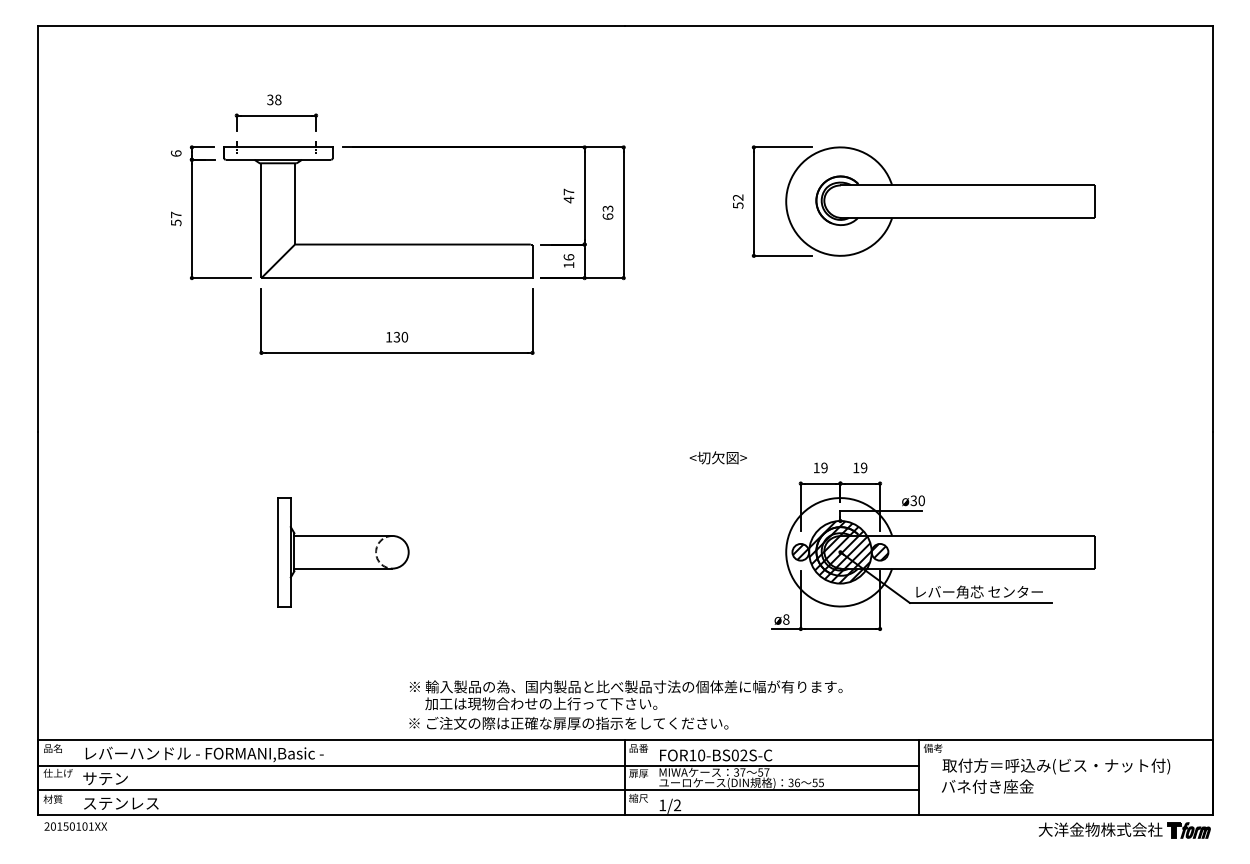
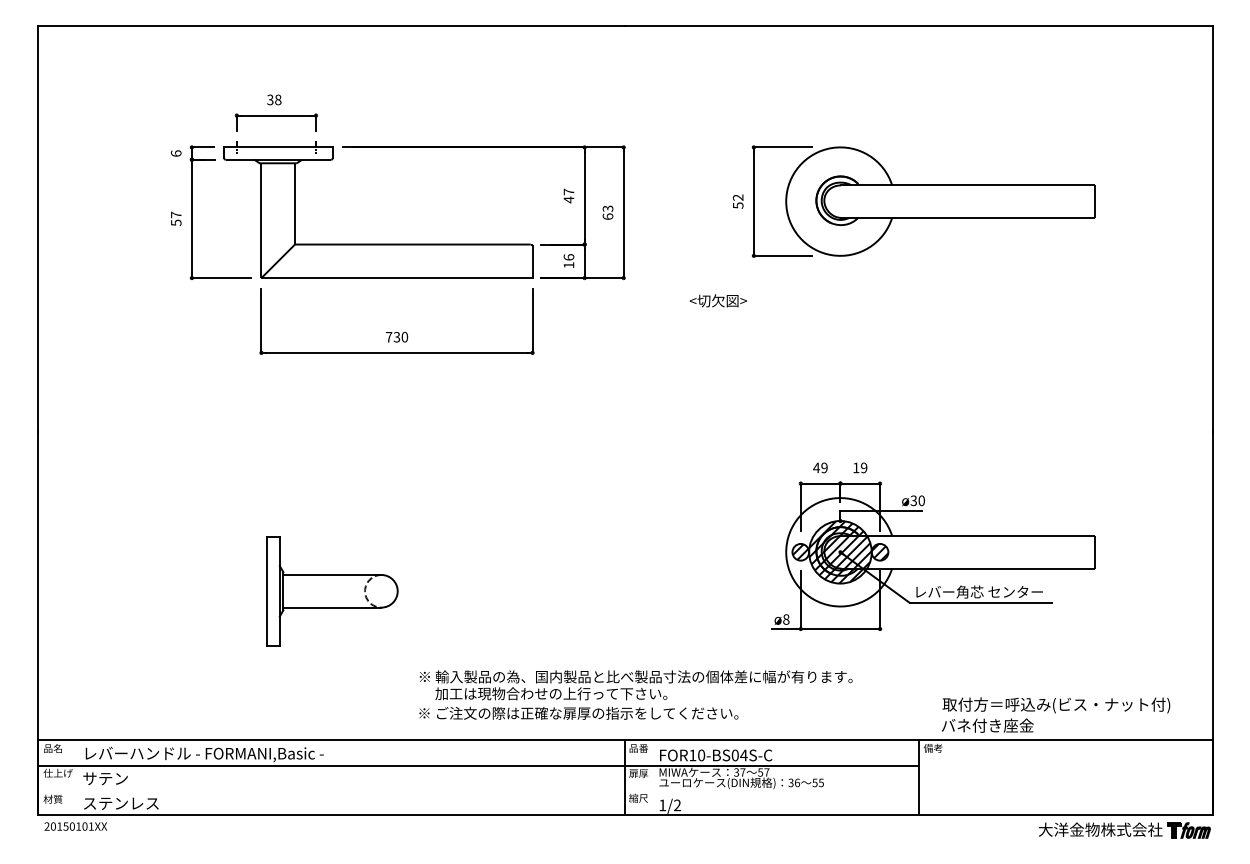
text: 130 -> 730 (388, 337)
text position: (717, 457) -> (717, 300) (717, 300)
text: 19 -> 49 (816, 467)
part position: (343, 552) -> (332, 591) (332, 591)
text position: (625, 704) -> (635, 694) (635, 694)
text: FOR10-BS02S-C -> FOR10-BS04S-C (743, 755)
text position: (1056, 775) -> (1056, 714) (1056, 714)
line: present -> none (478, 790)
